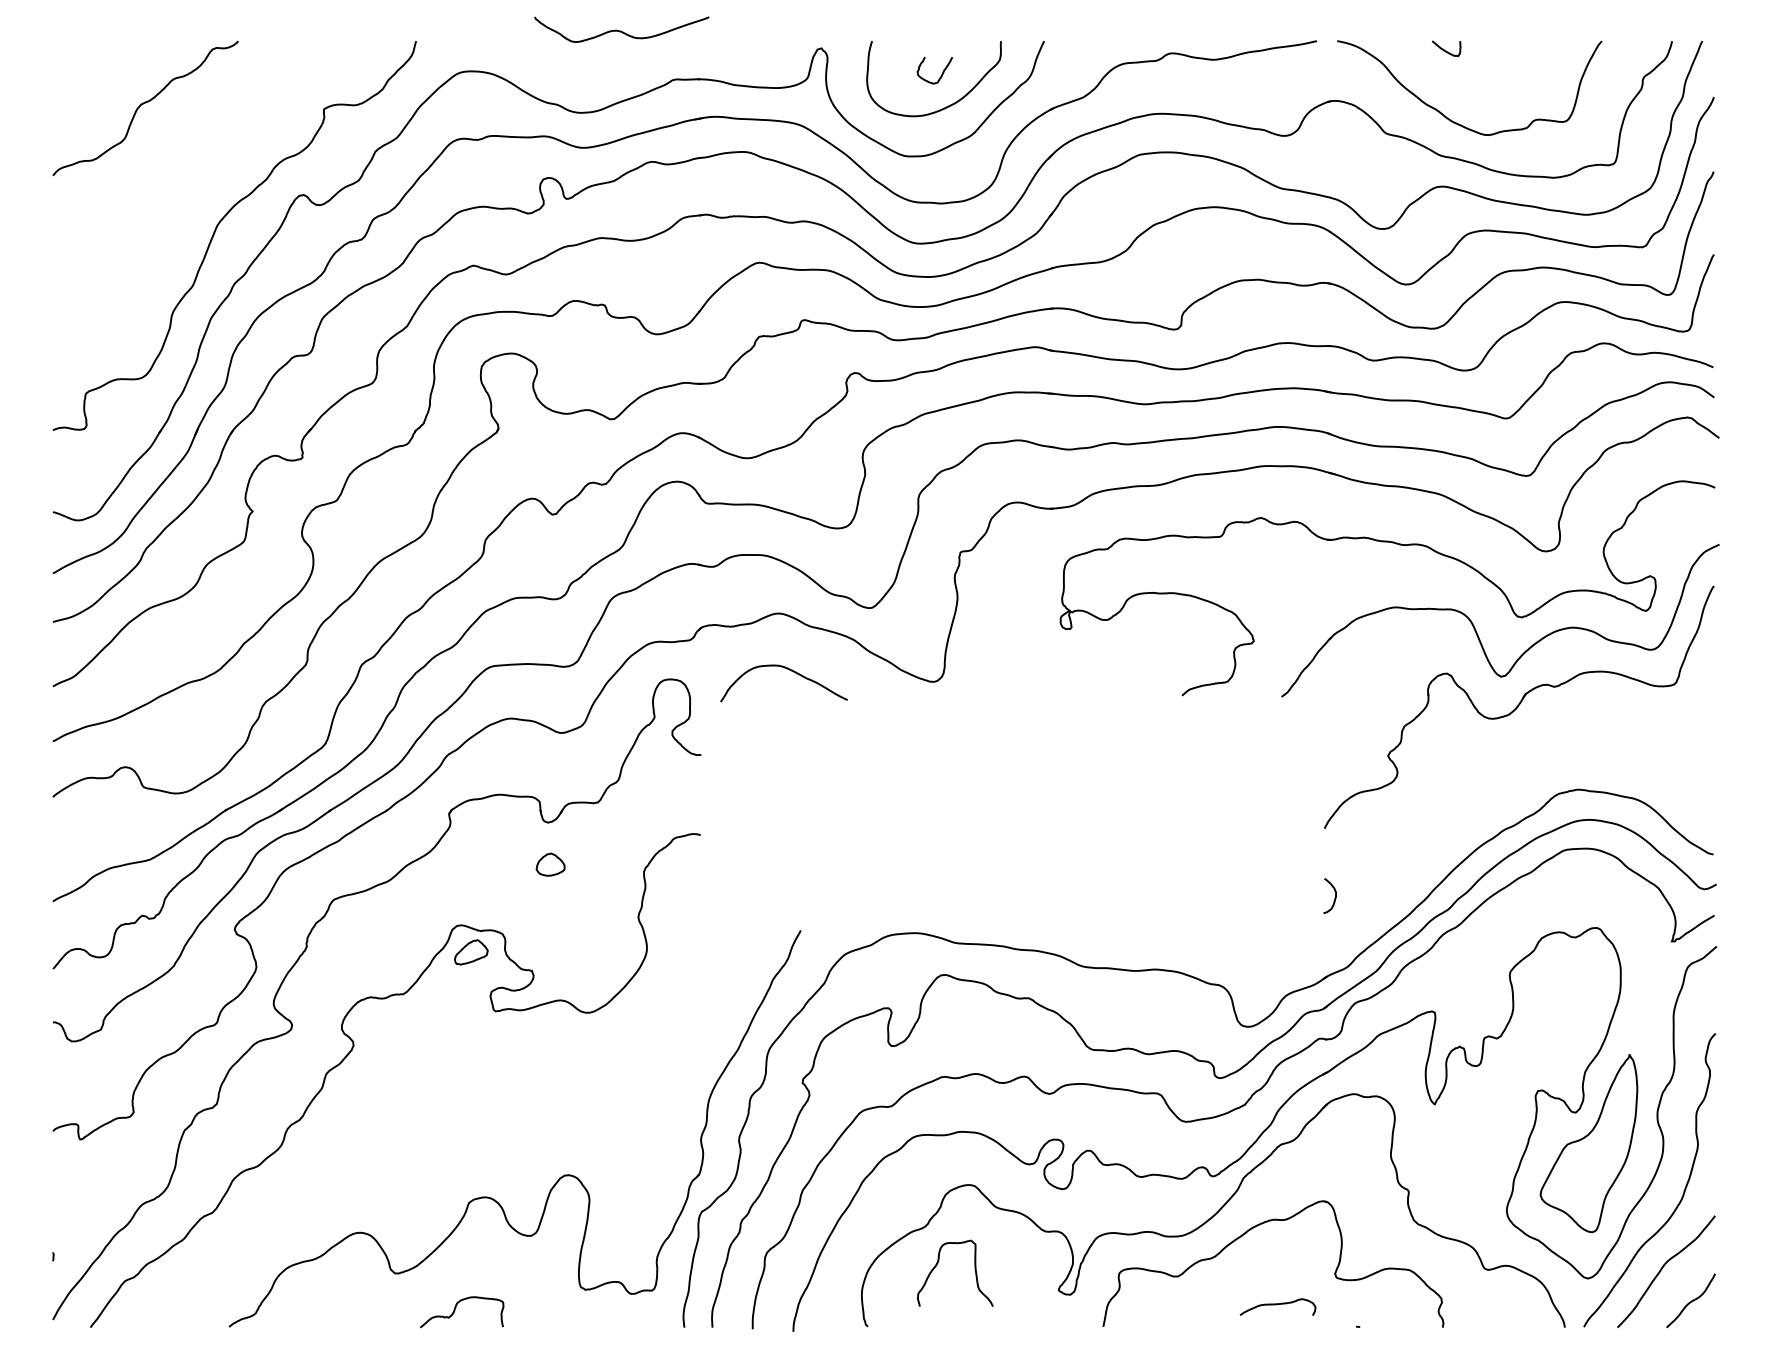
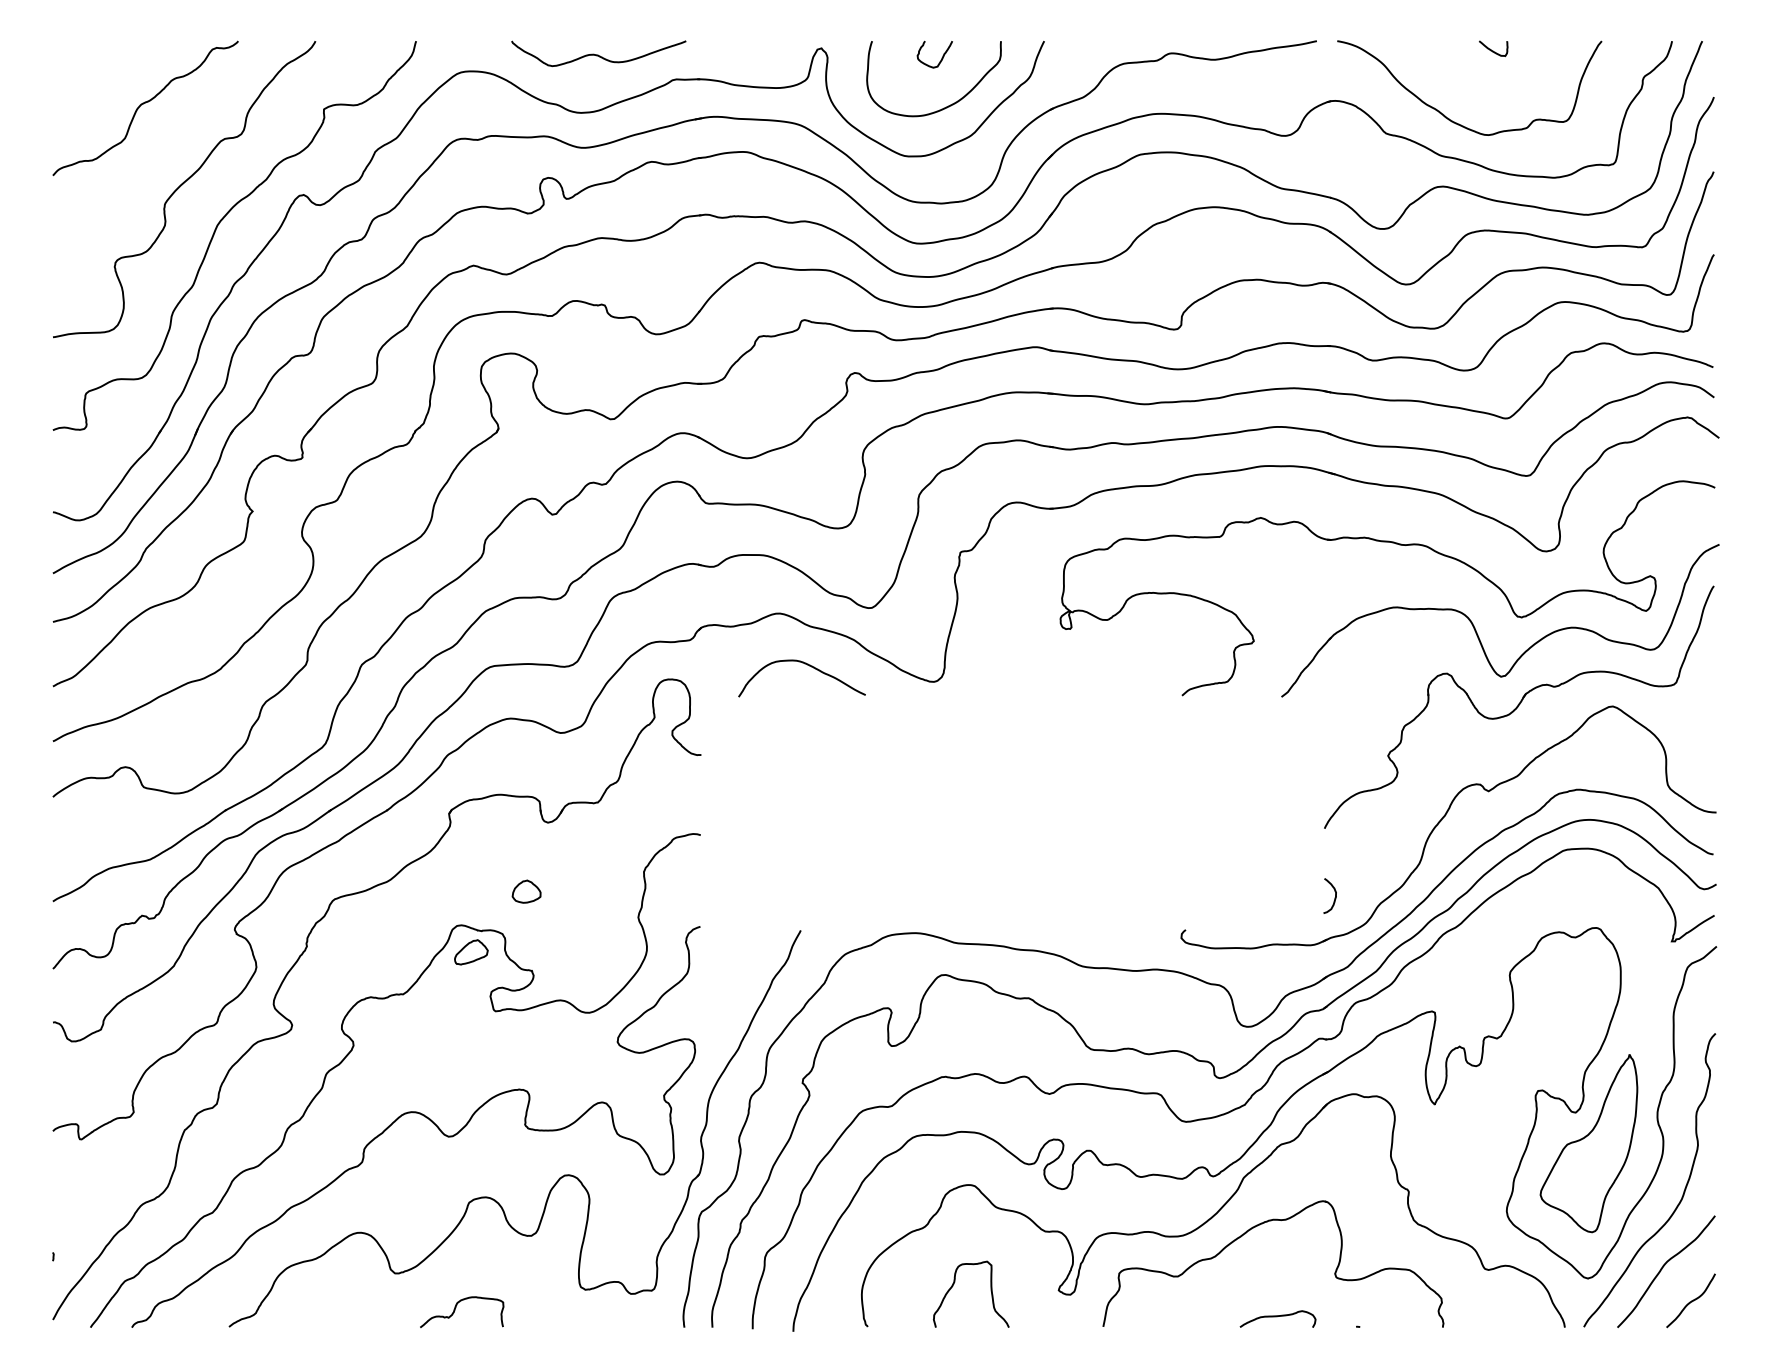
curve position: (621, 30) -> (598, 54) (598, 54)
curve position: (1446, 50) -> (1493, 50) (1493, 50)
curve position: (941, 73) -> (941, 57) (941, 57)
curve: none -> present (181, 186)
curve position: (786, 669) -> (804, 664) (804, 664)
part: none -> present (1441, 821)
part position: (550, 864) -> (526, 891) (526, 891)
curve: none -> present (421, 1115)
curve position: (974, 1270) -> (990, 1291) (990, 1291)
curve position: (1277, 1305) -> (1277, 1317) (1277, 1317)
